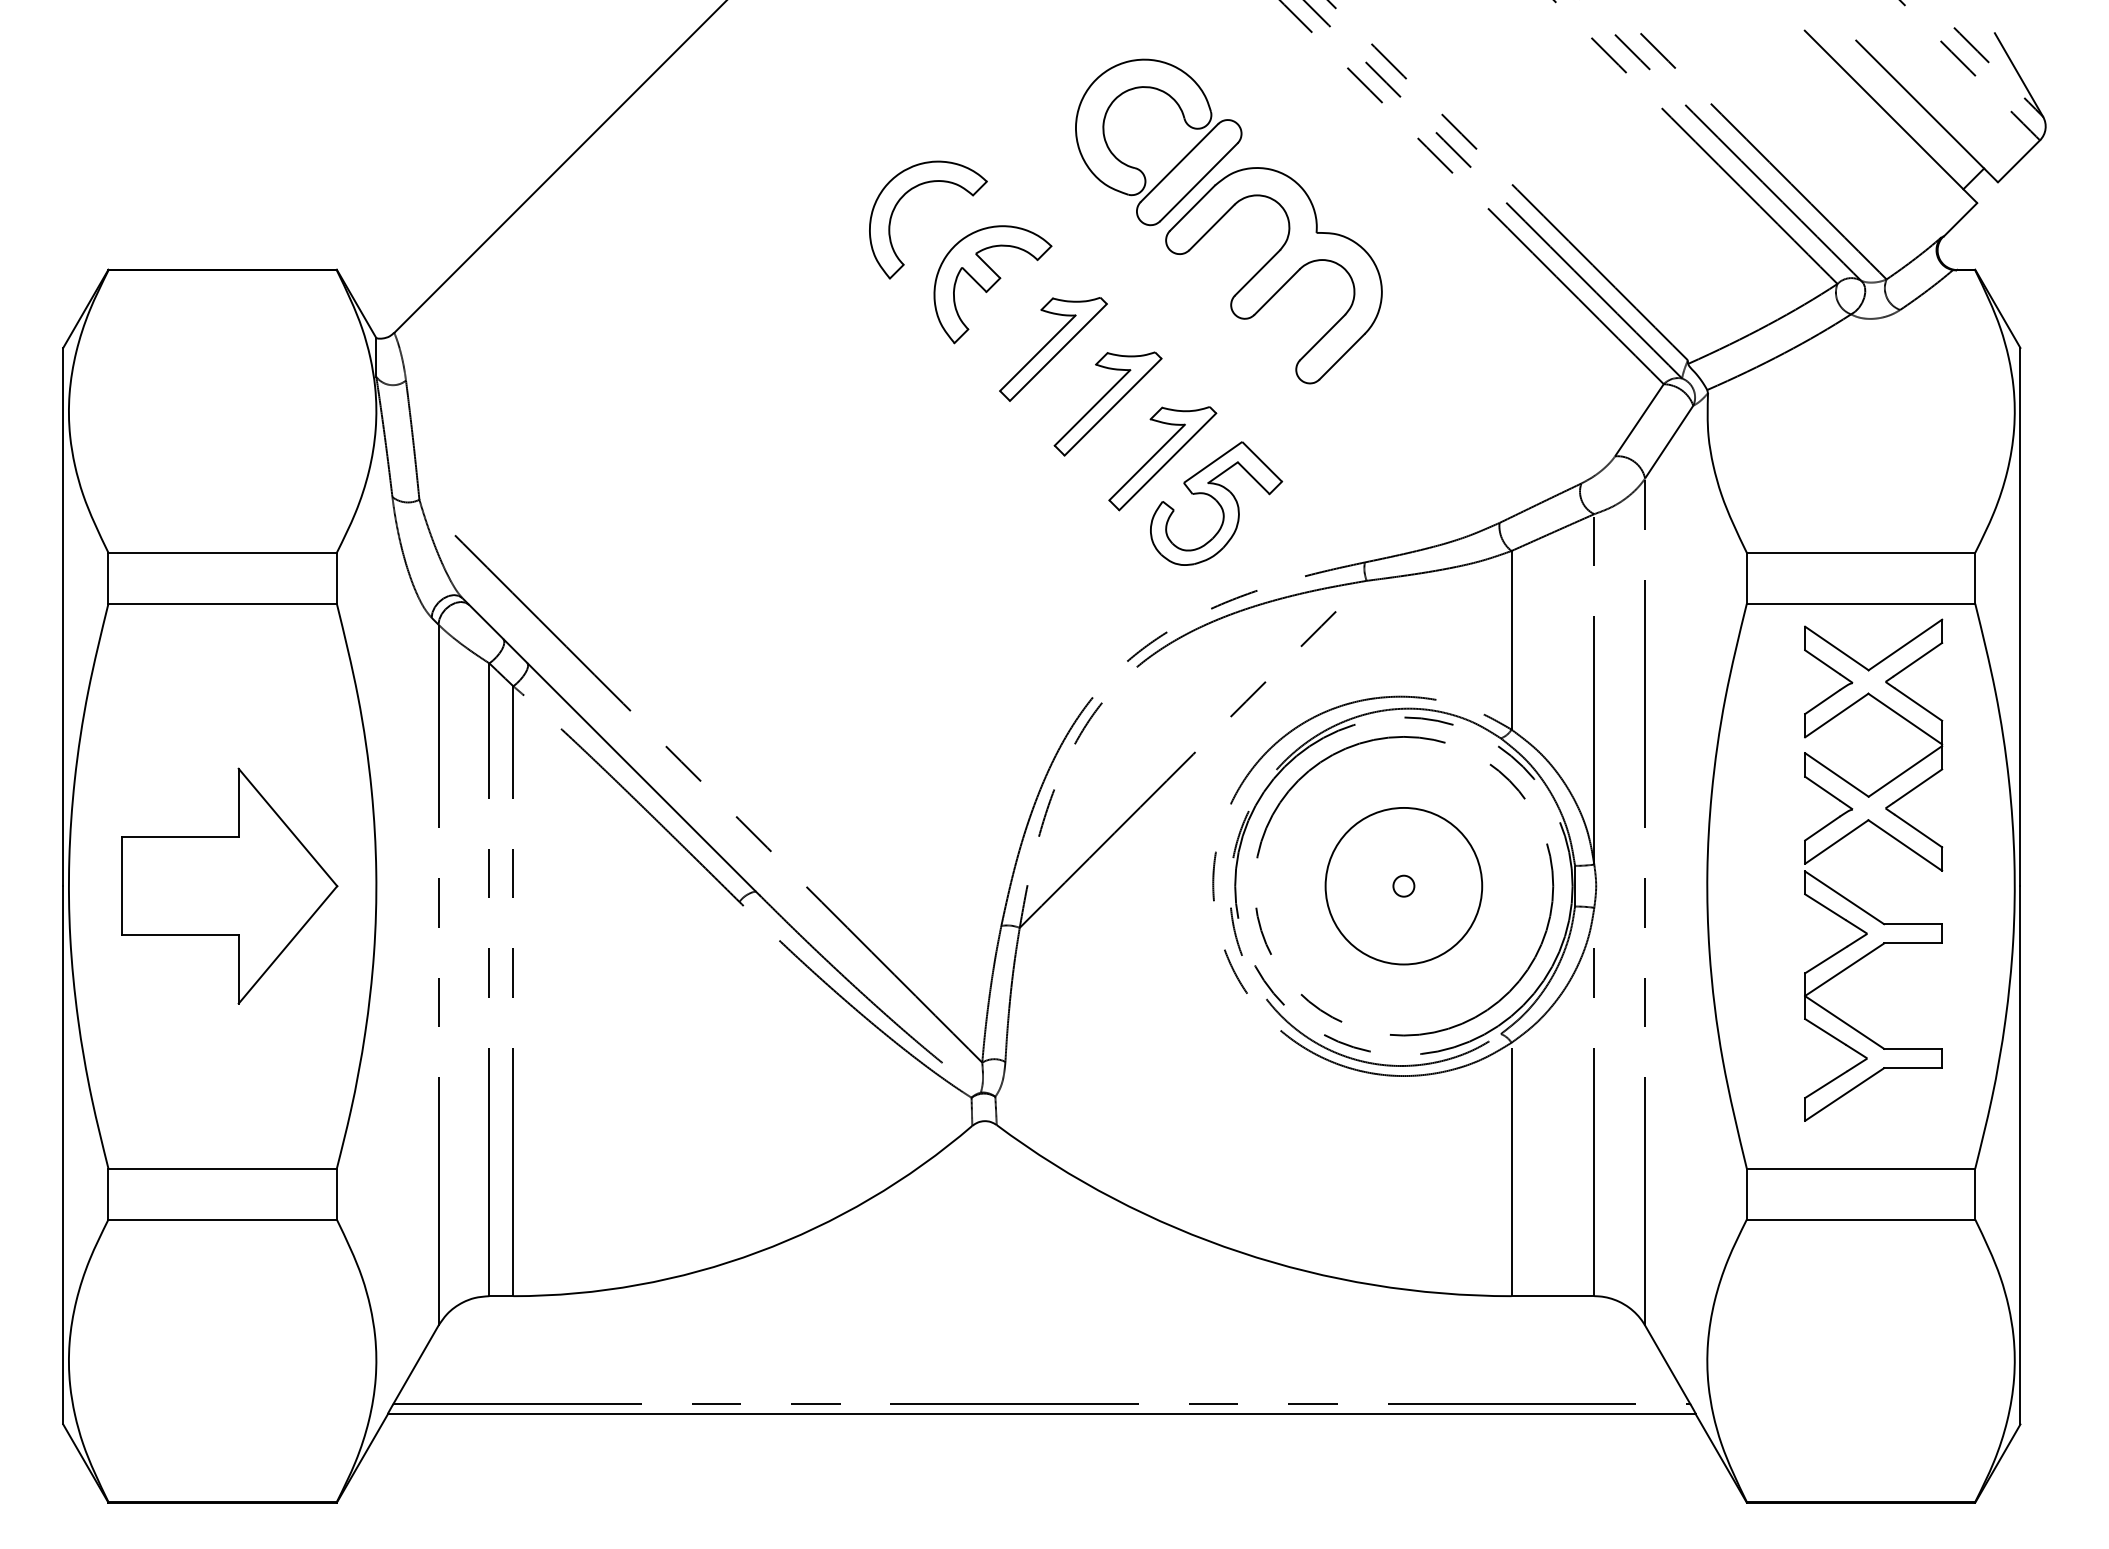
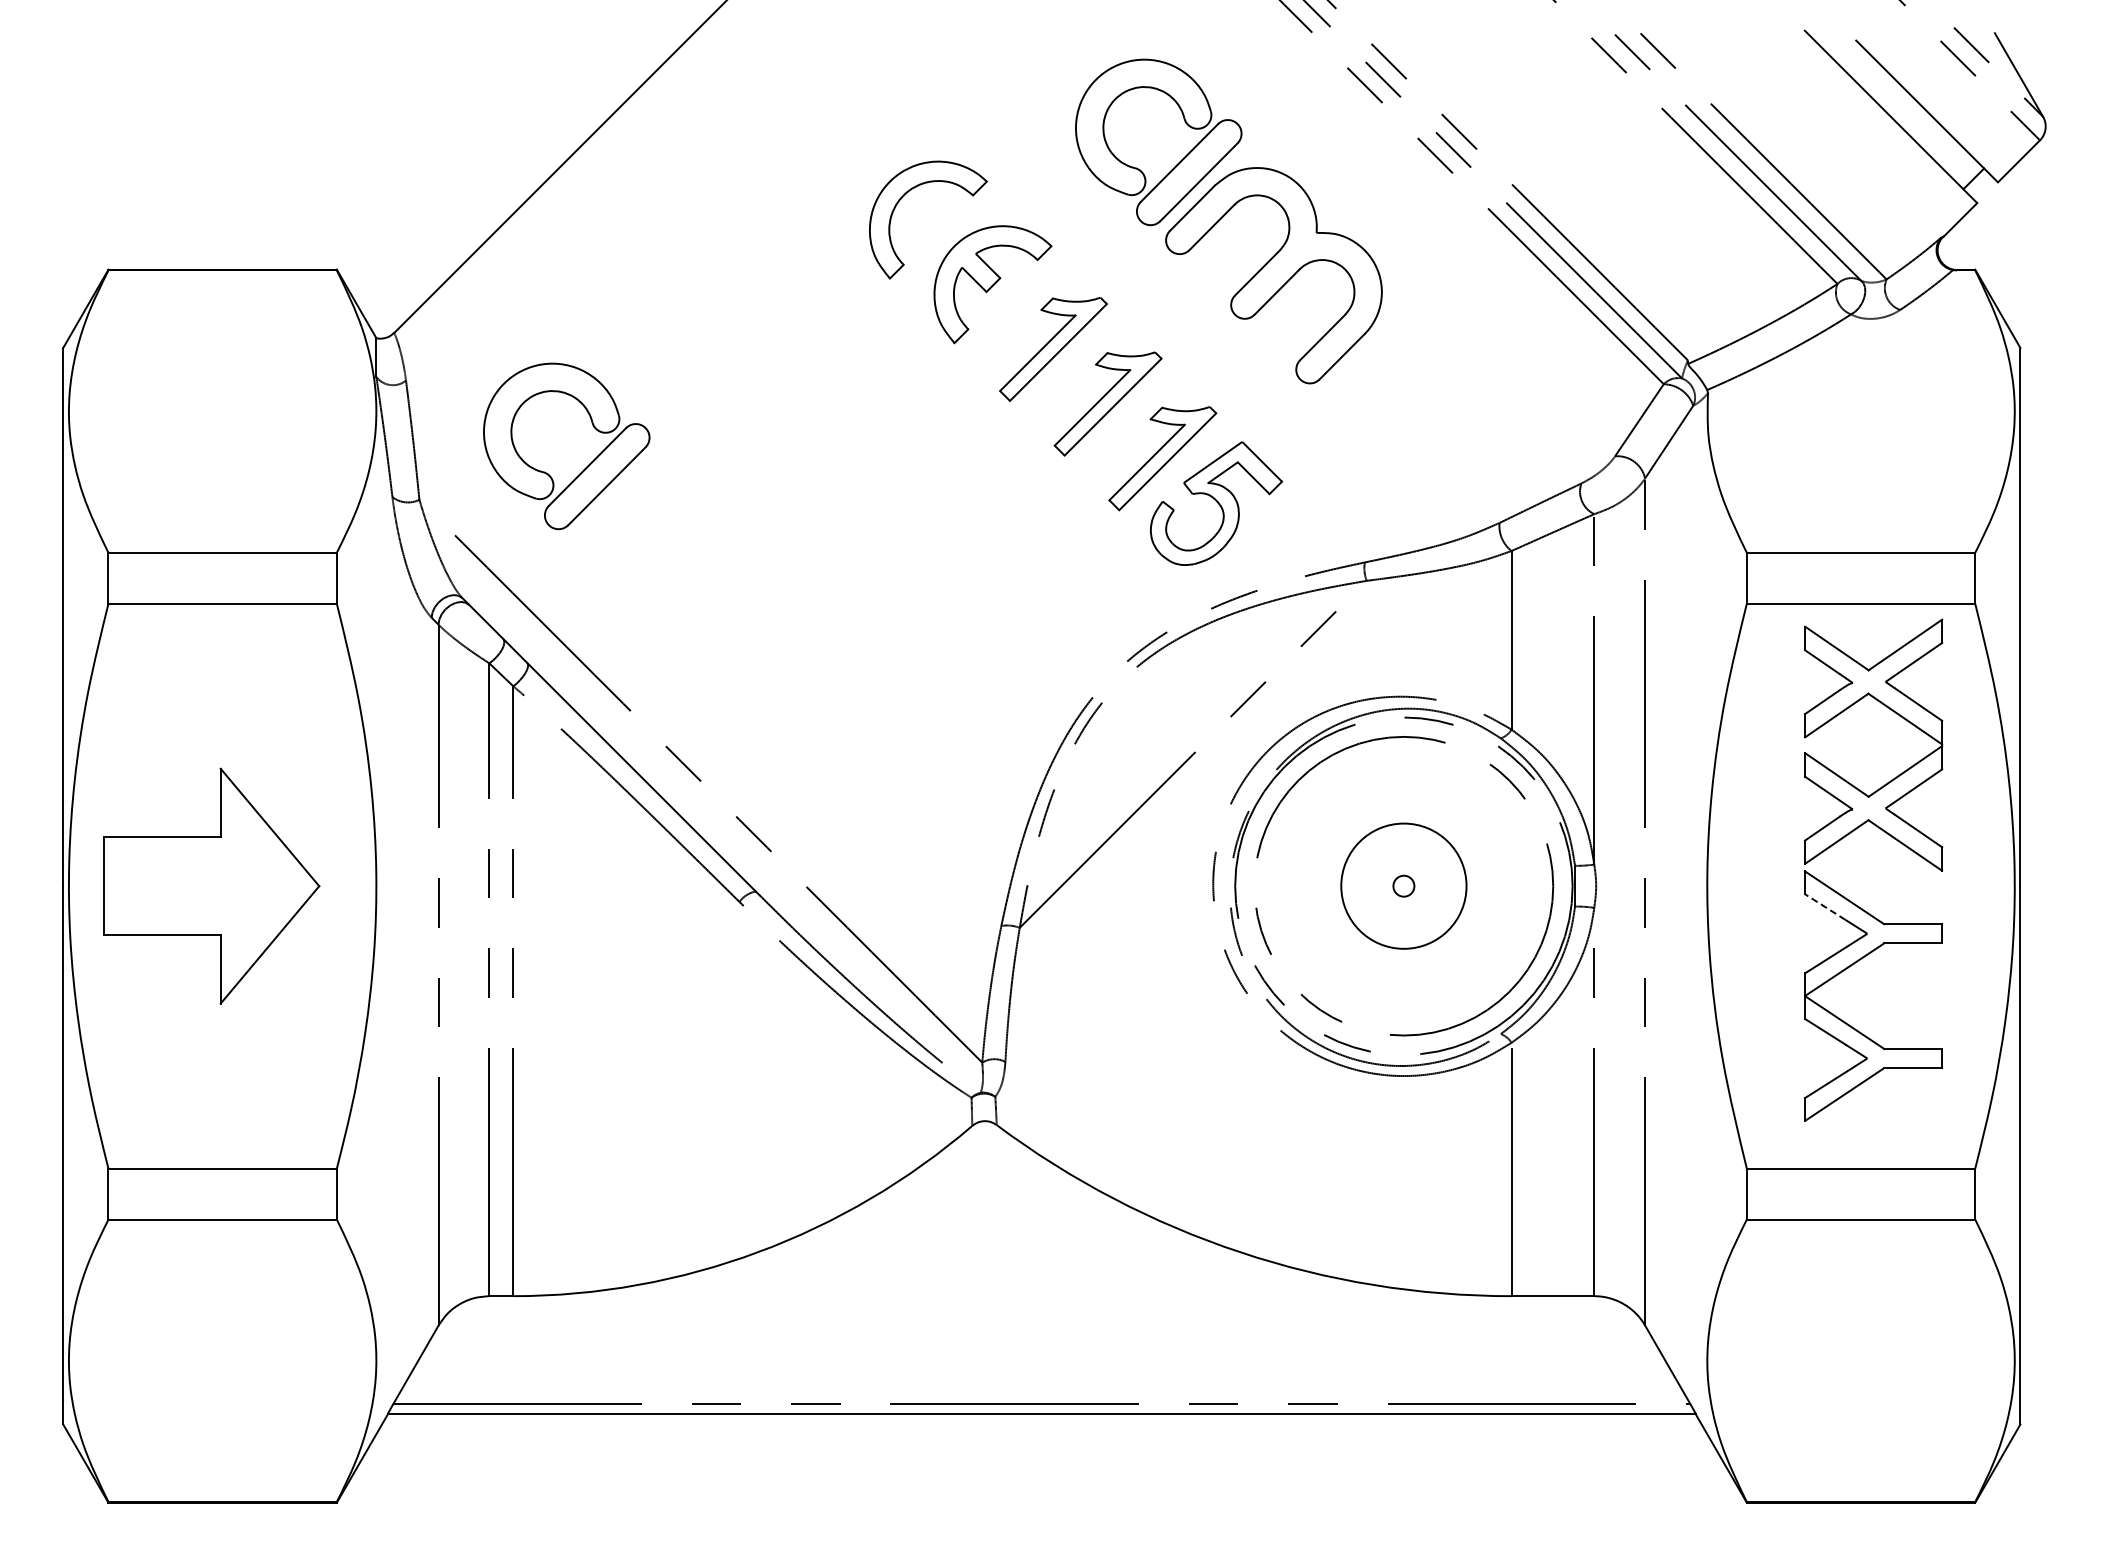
part: none -> present (586, 466)
part position: (229, 885) -> (211, 885) (211, 885)
circle diameter: 157 px -> 125 px (1403, 885)
line: solid -> dashed (1825, 907)
